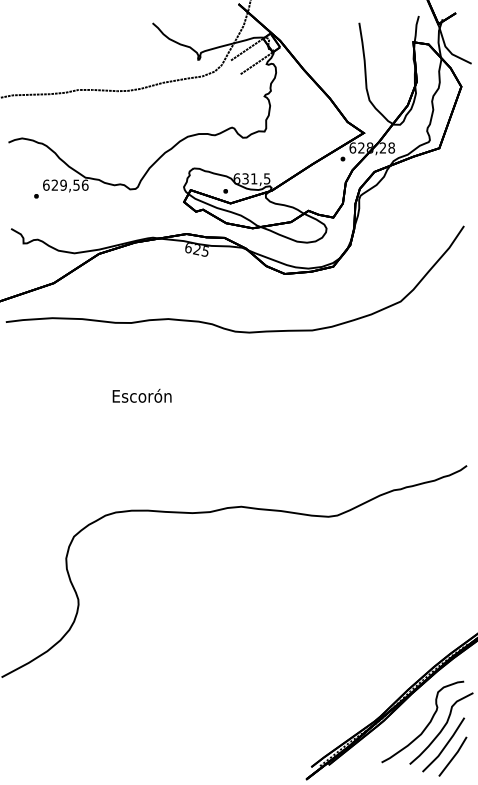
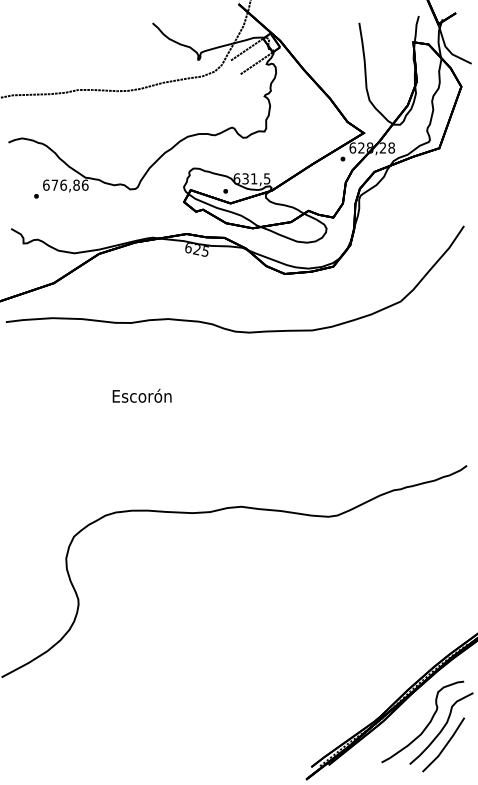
text: 629,56 -> 676,86 (65, 184)
line: present -> none (453, 756)
